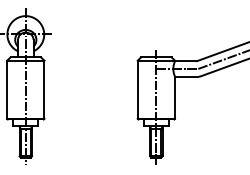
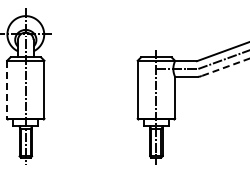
line: solid -> dashed (225, 67)
line: solid -> dashed (7, 90)
